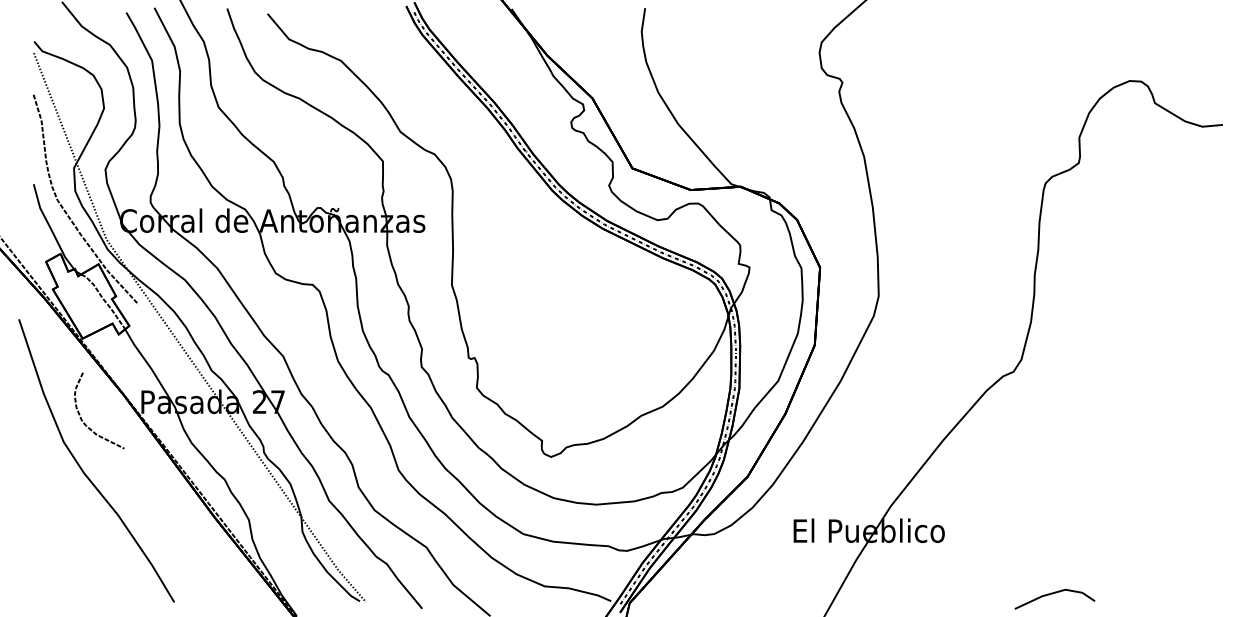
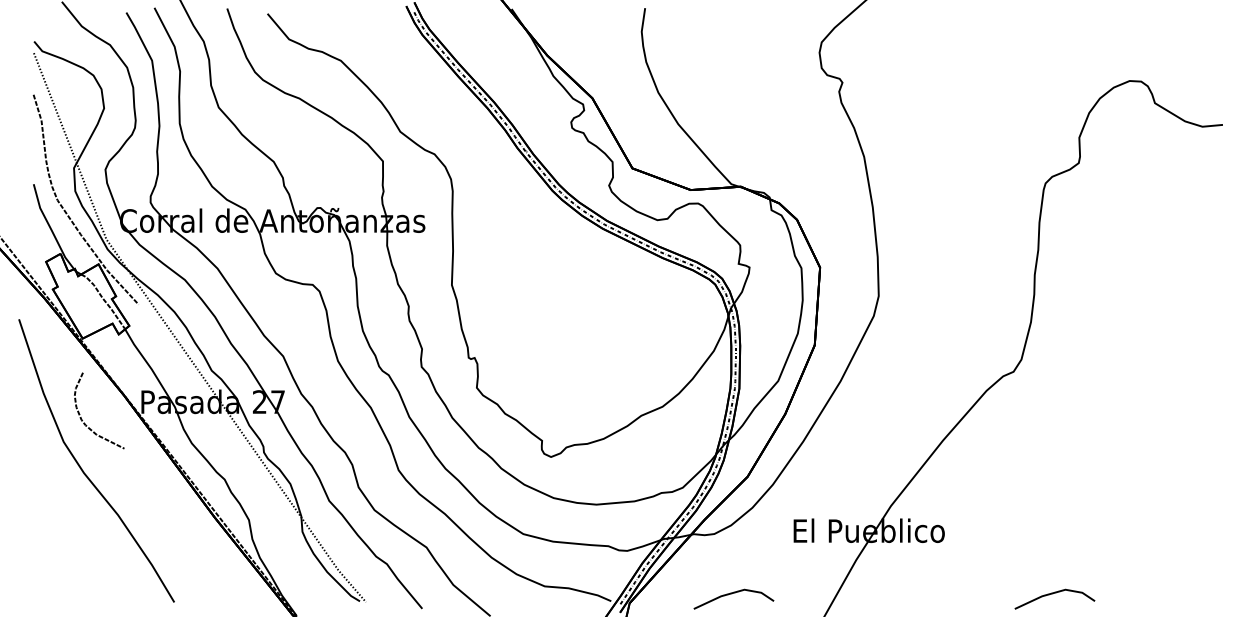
line: none -> present (732, 594)
